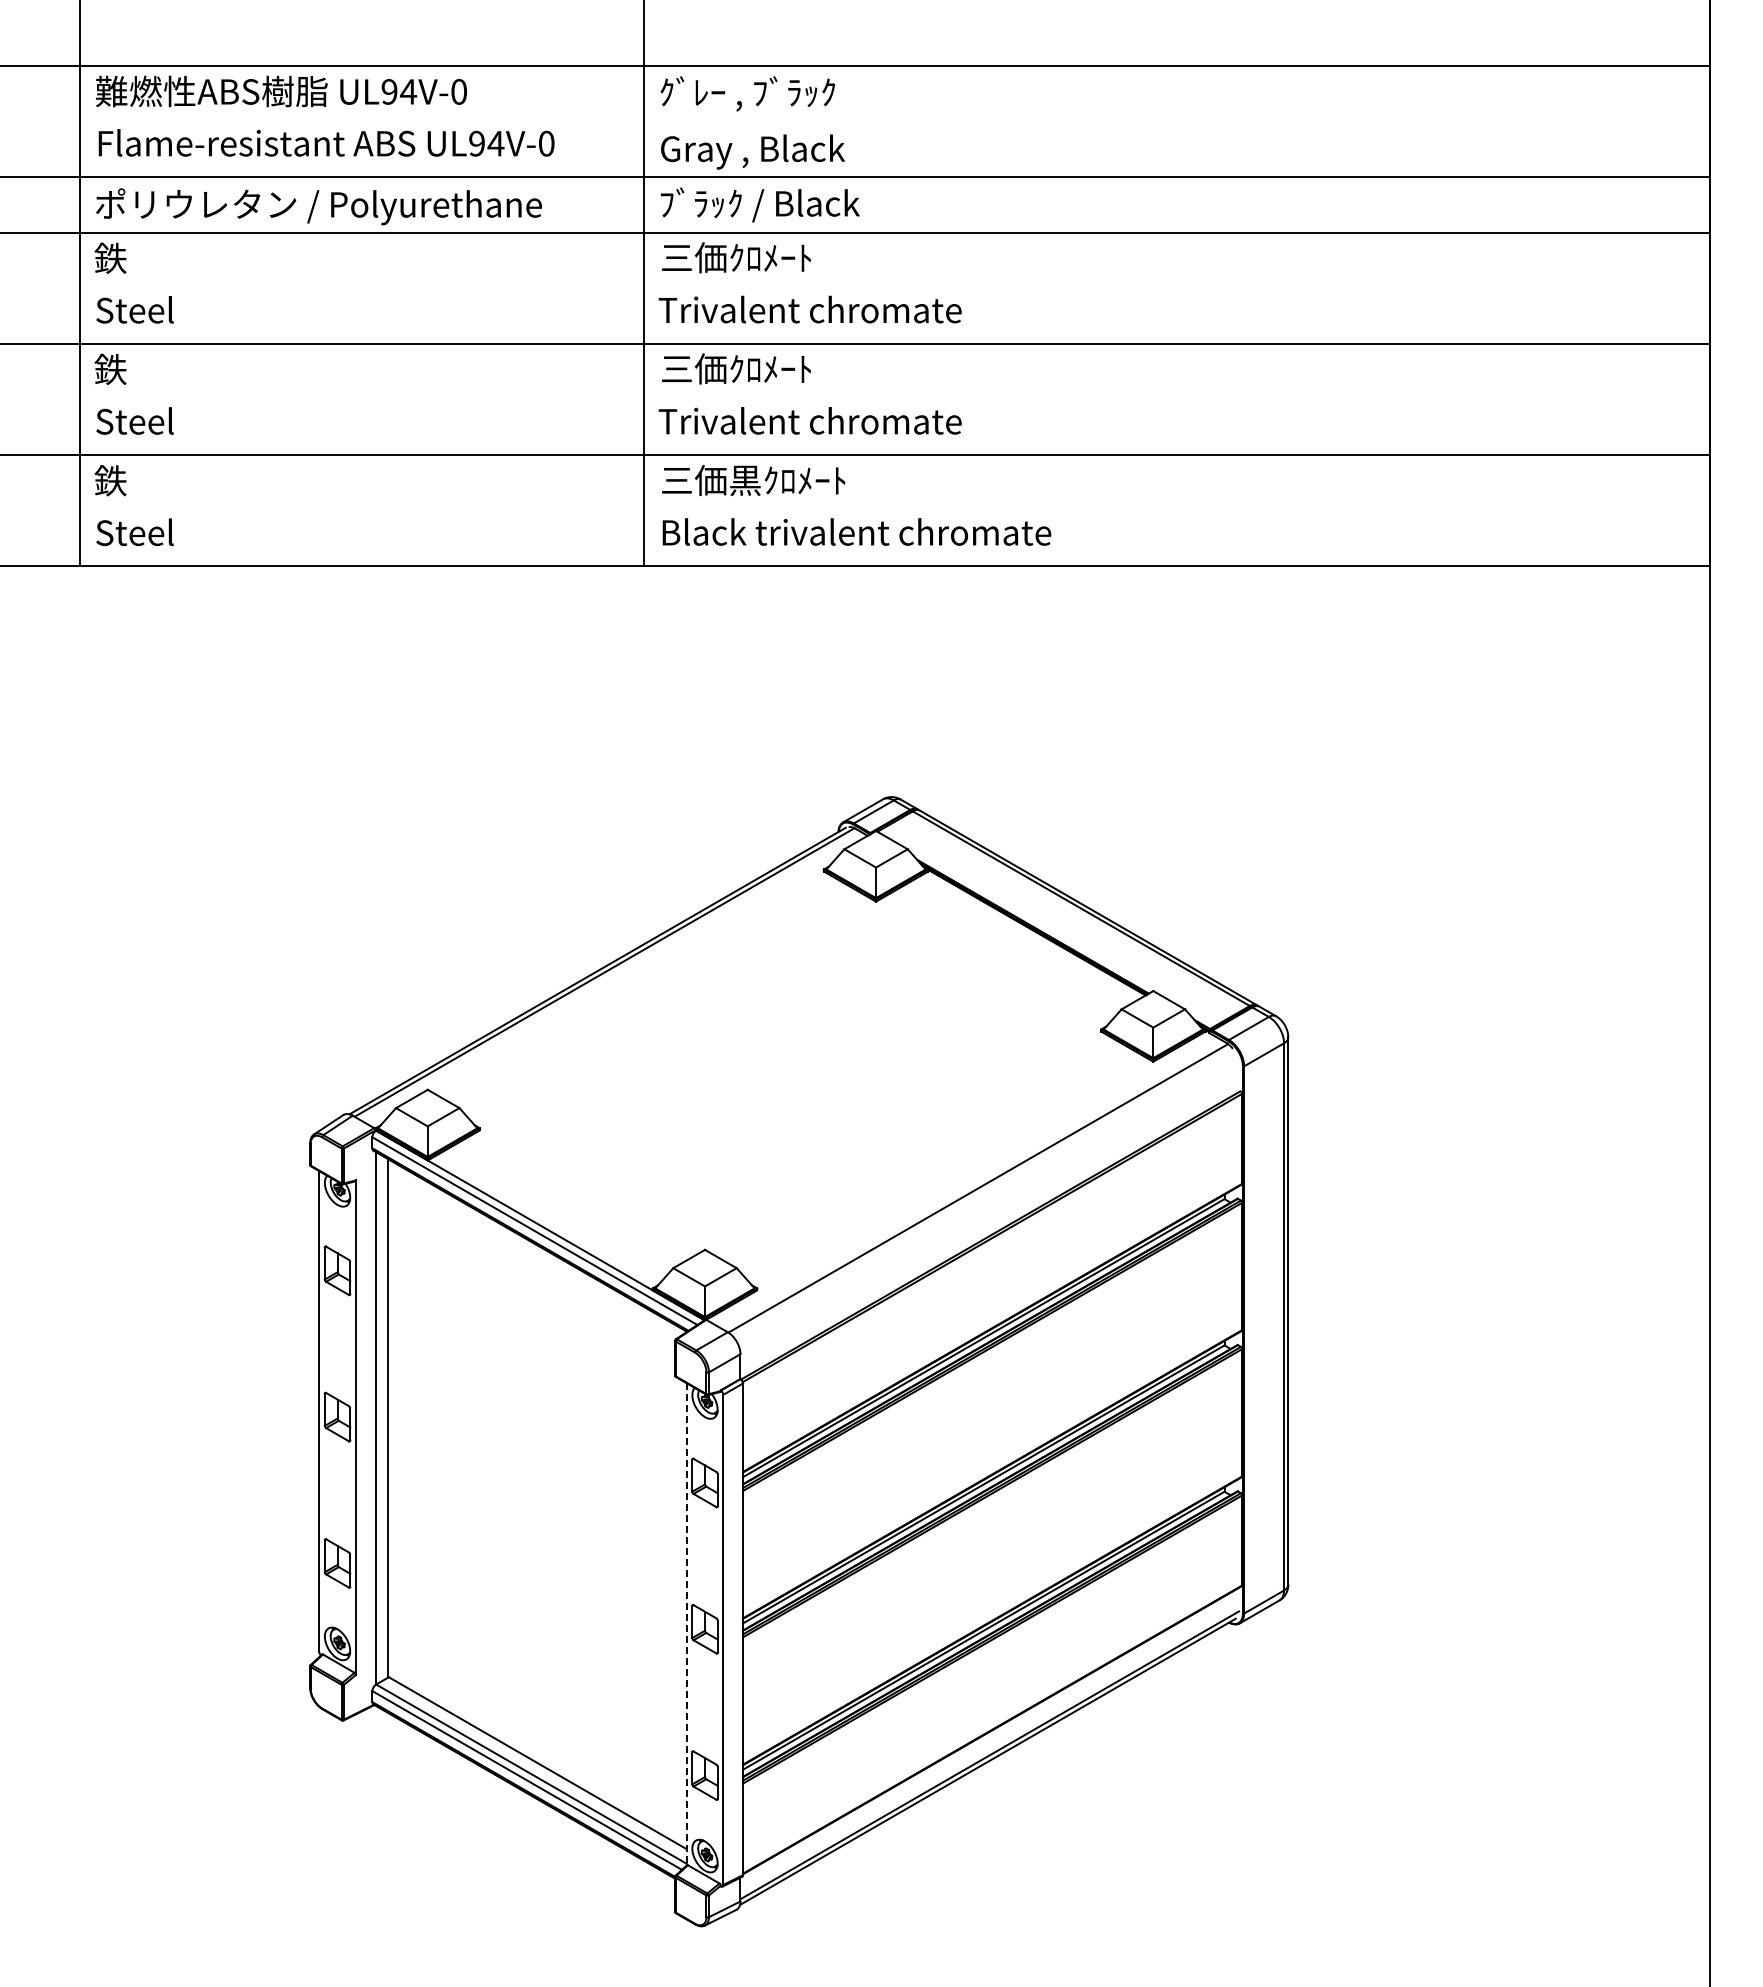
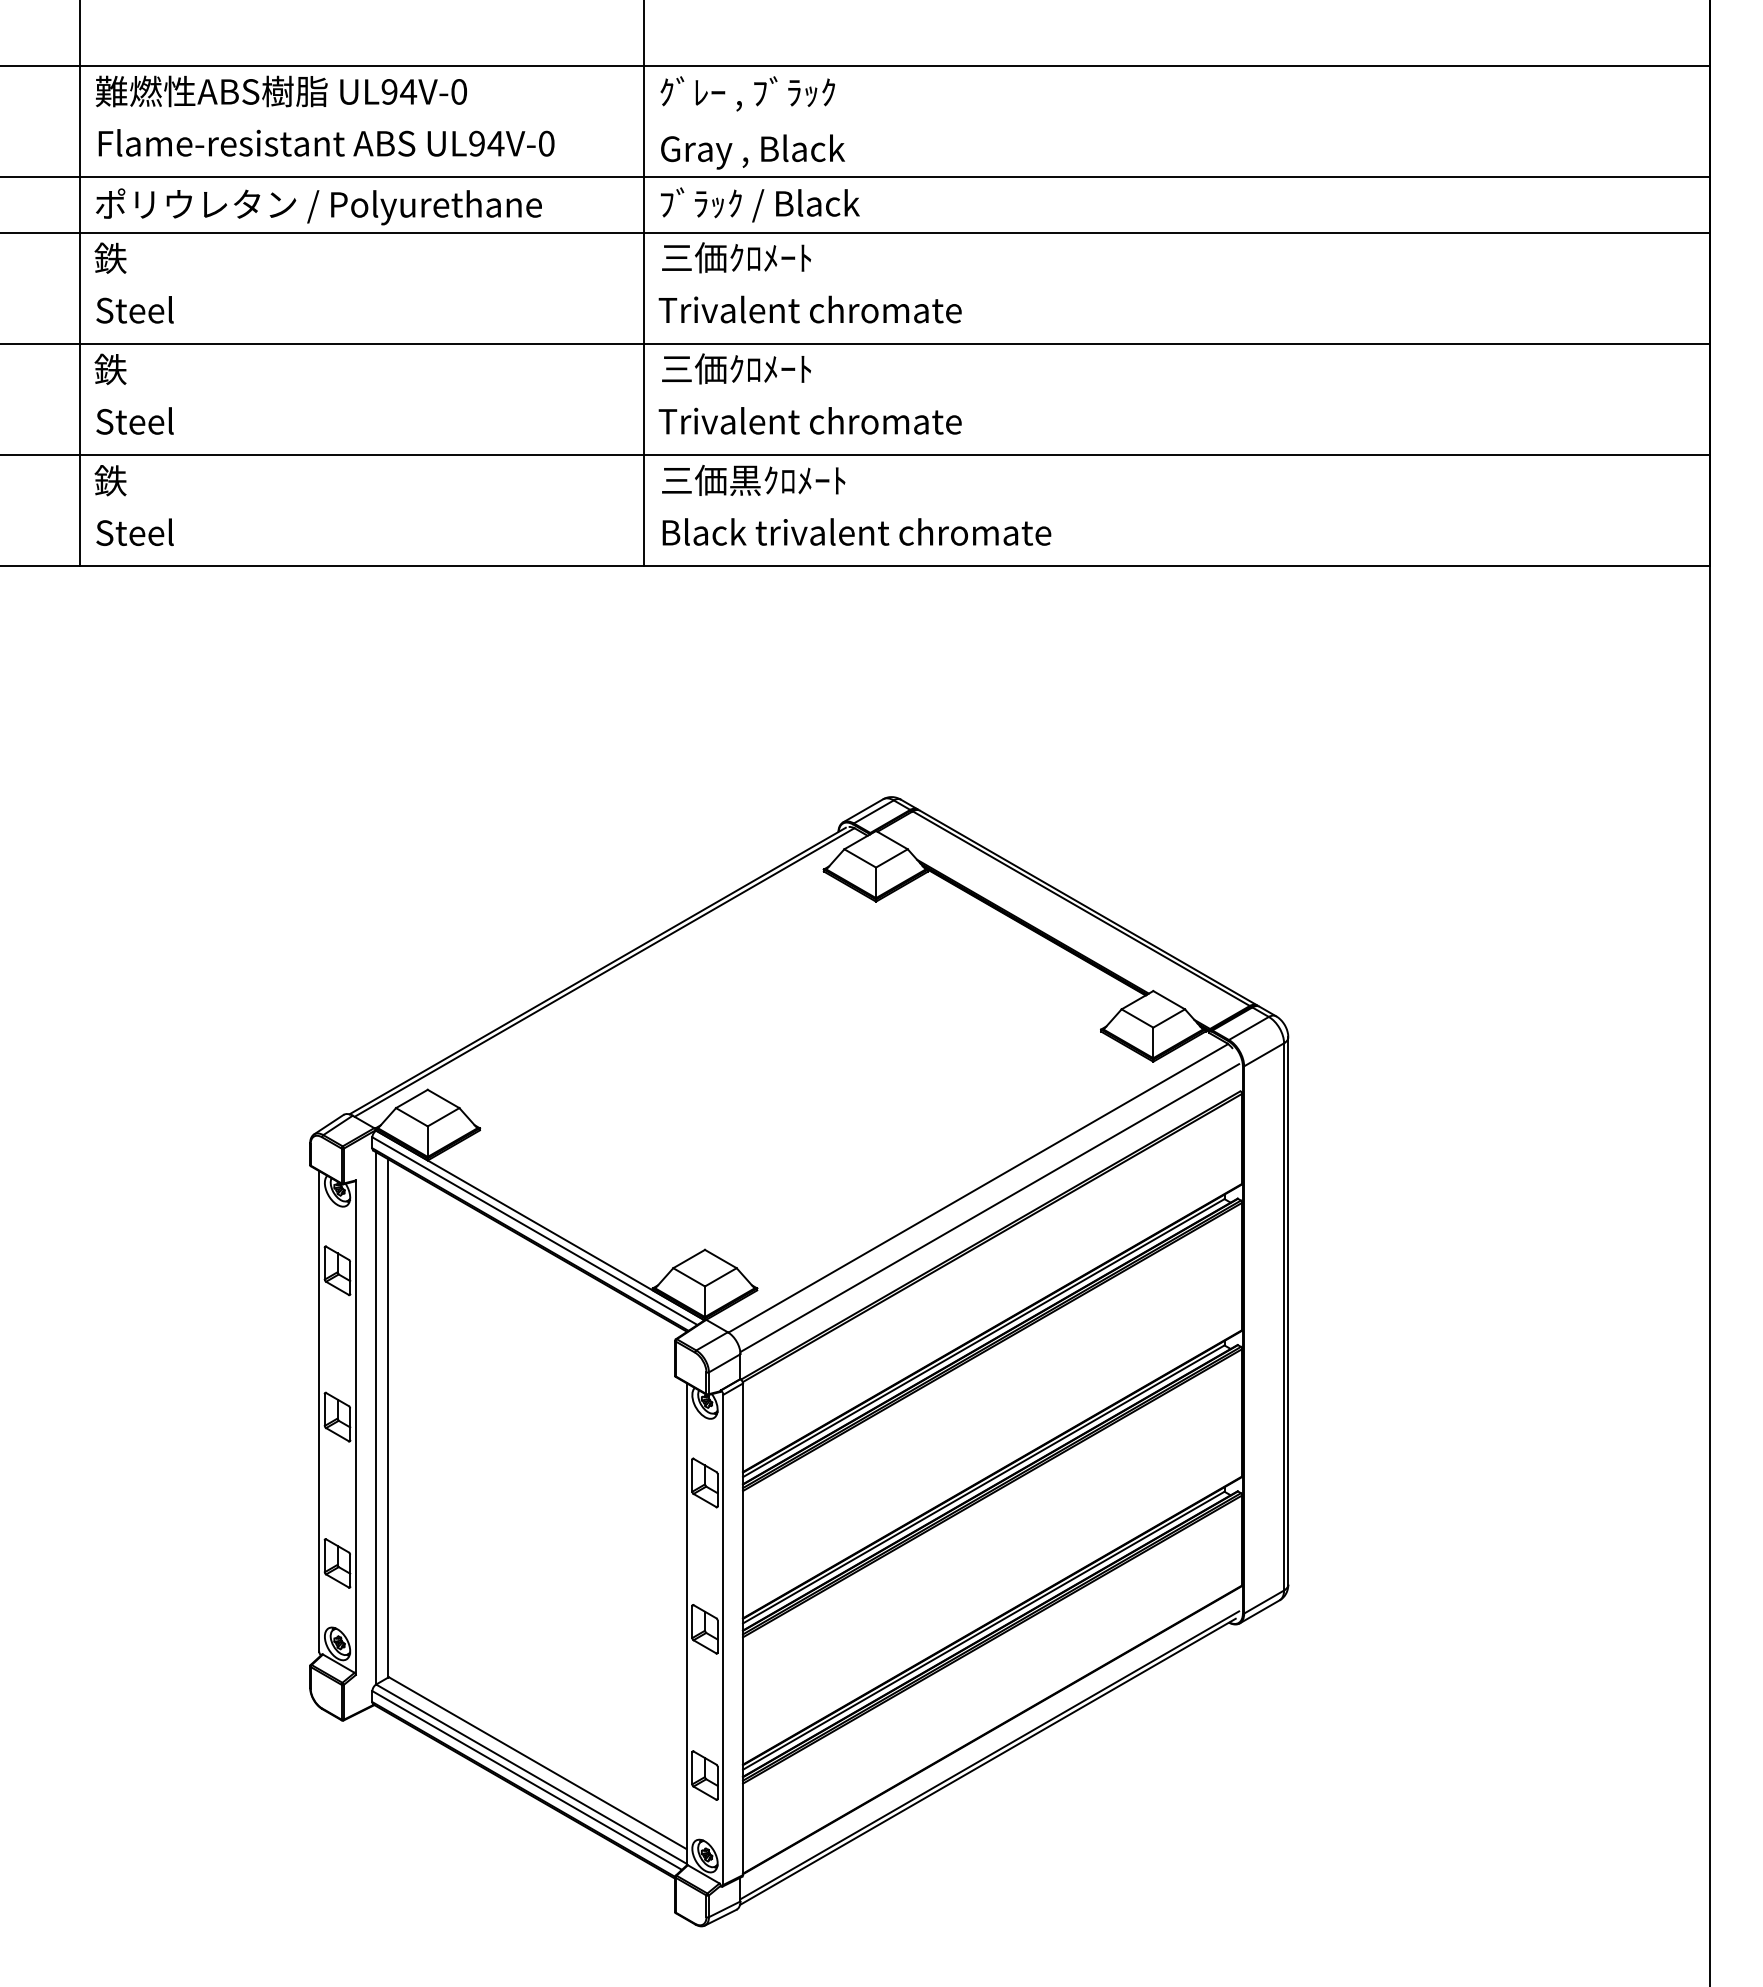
line: none -> present (989, 1208)
line: dashed -> solid (686, 1624)
